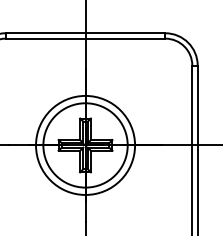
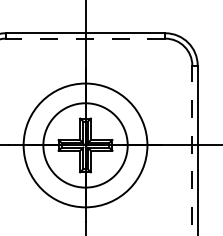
line: solid -> dashed (85, 38)
circle diameter: 99 px -> 124 px (85, 145)
line: solid -> dashed (192, 150)
